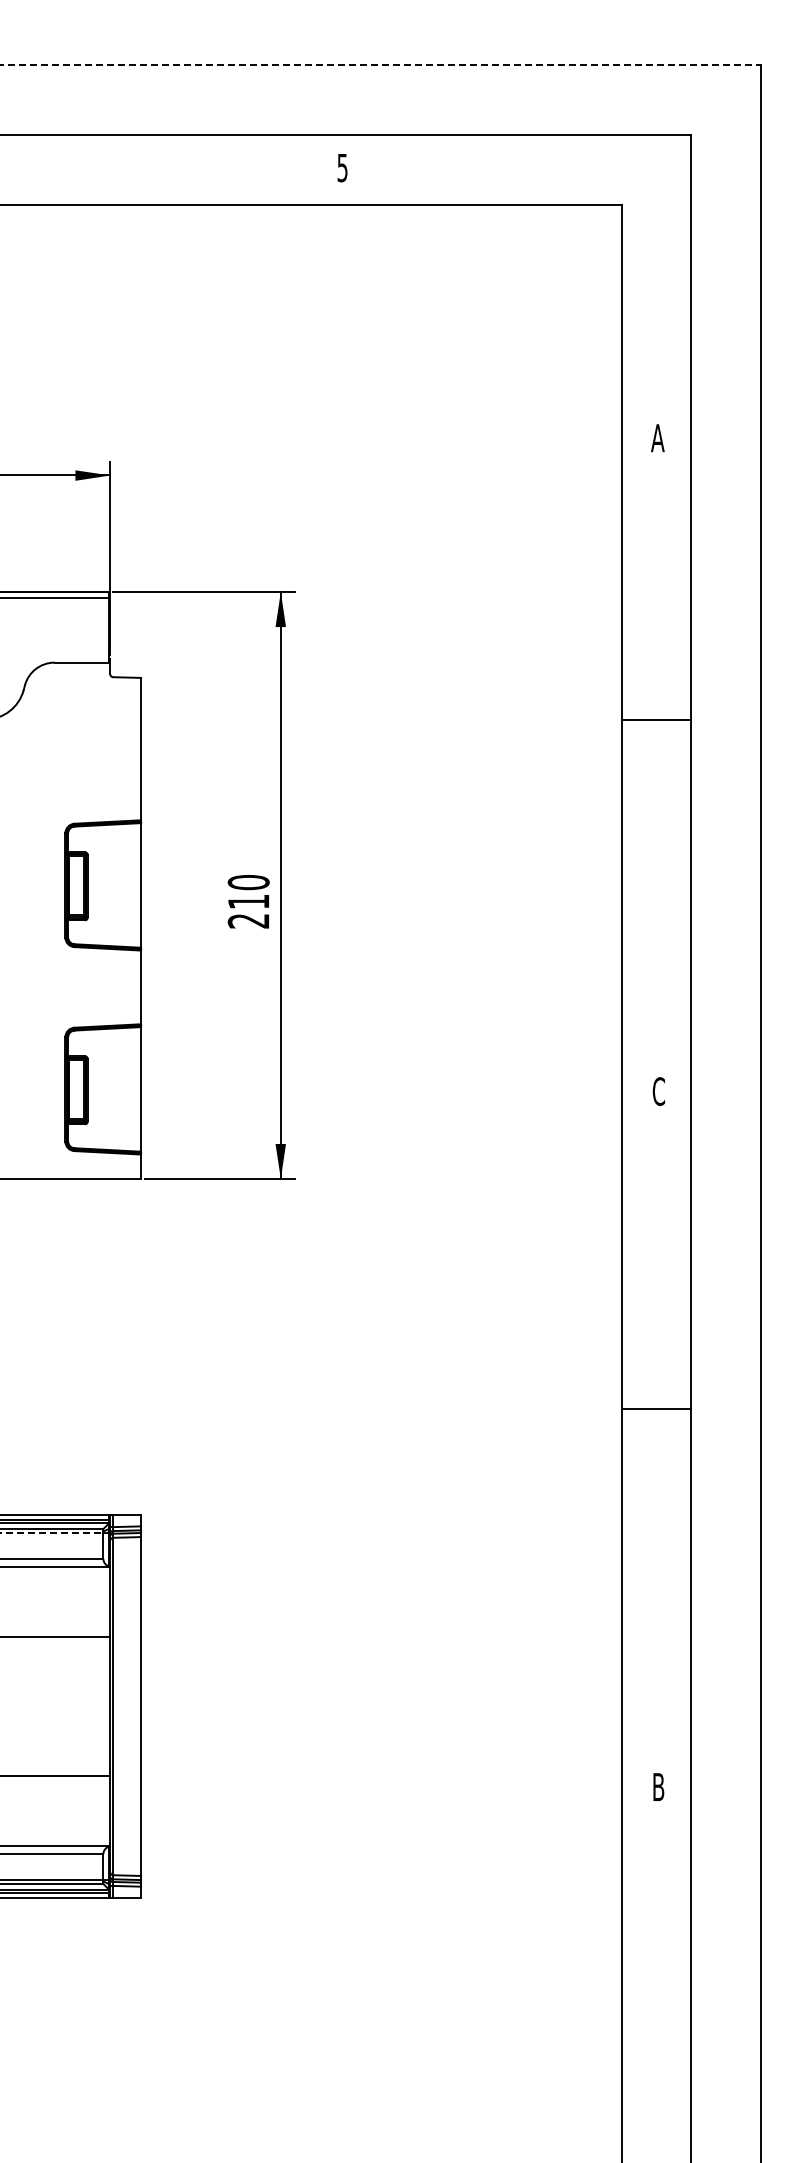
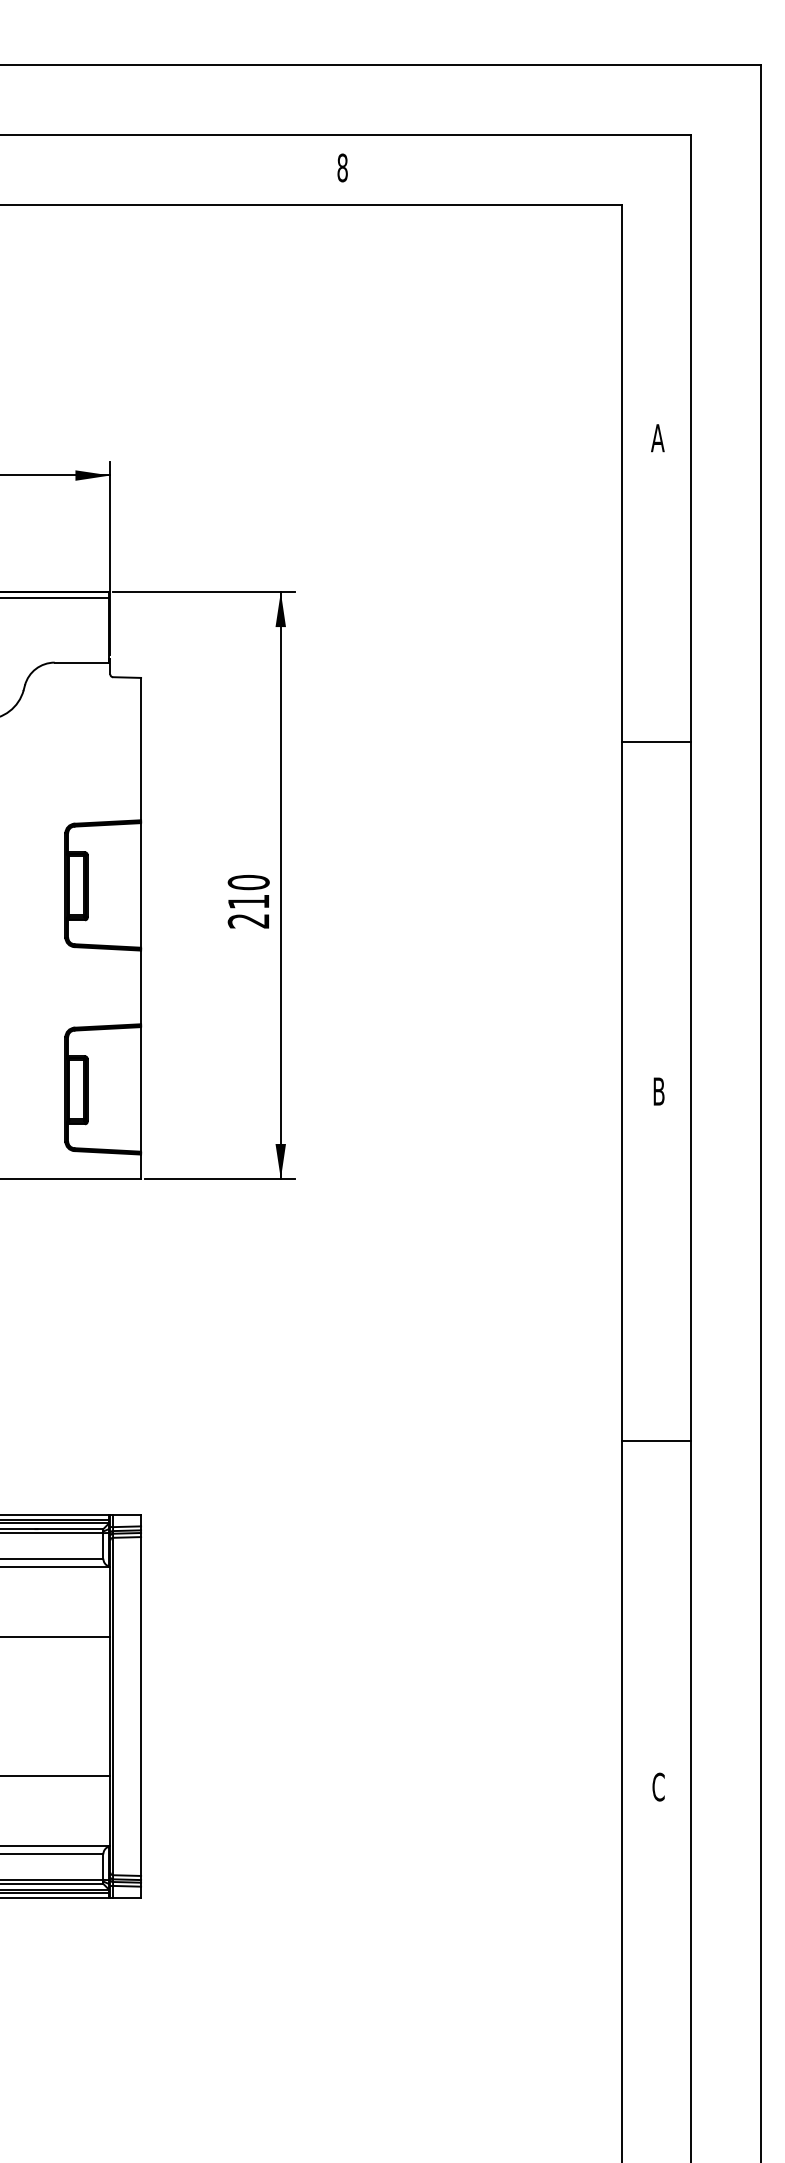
line: dashed -> solid (381, 64)
text: 5 -> 8 (342, 167)
line position: (656, 720) -> (656, 742) (656, 742)
text: C -> B (658, 1091)
line position: (656, 1409) -> (656, 1441) (656, 1441)
line: dashed -> solid (52, 1533)
text: B -> C (658, 1786)
